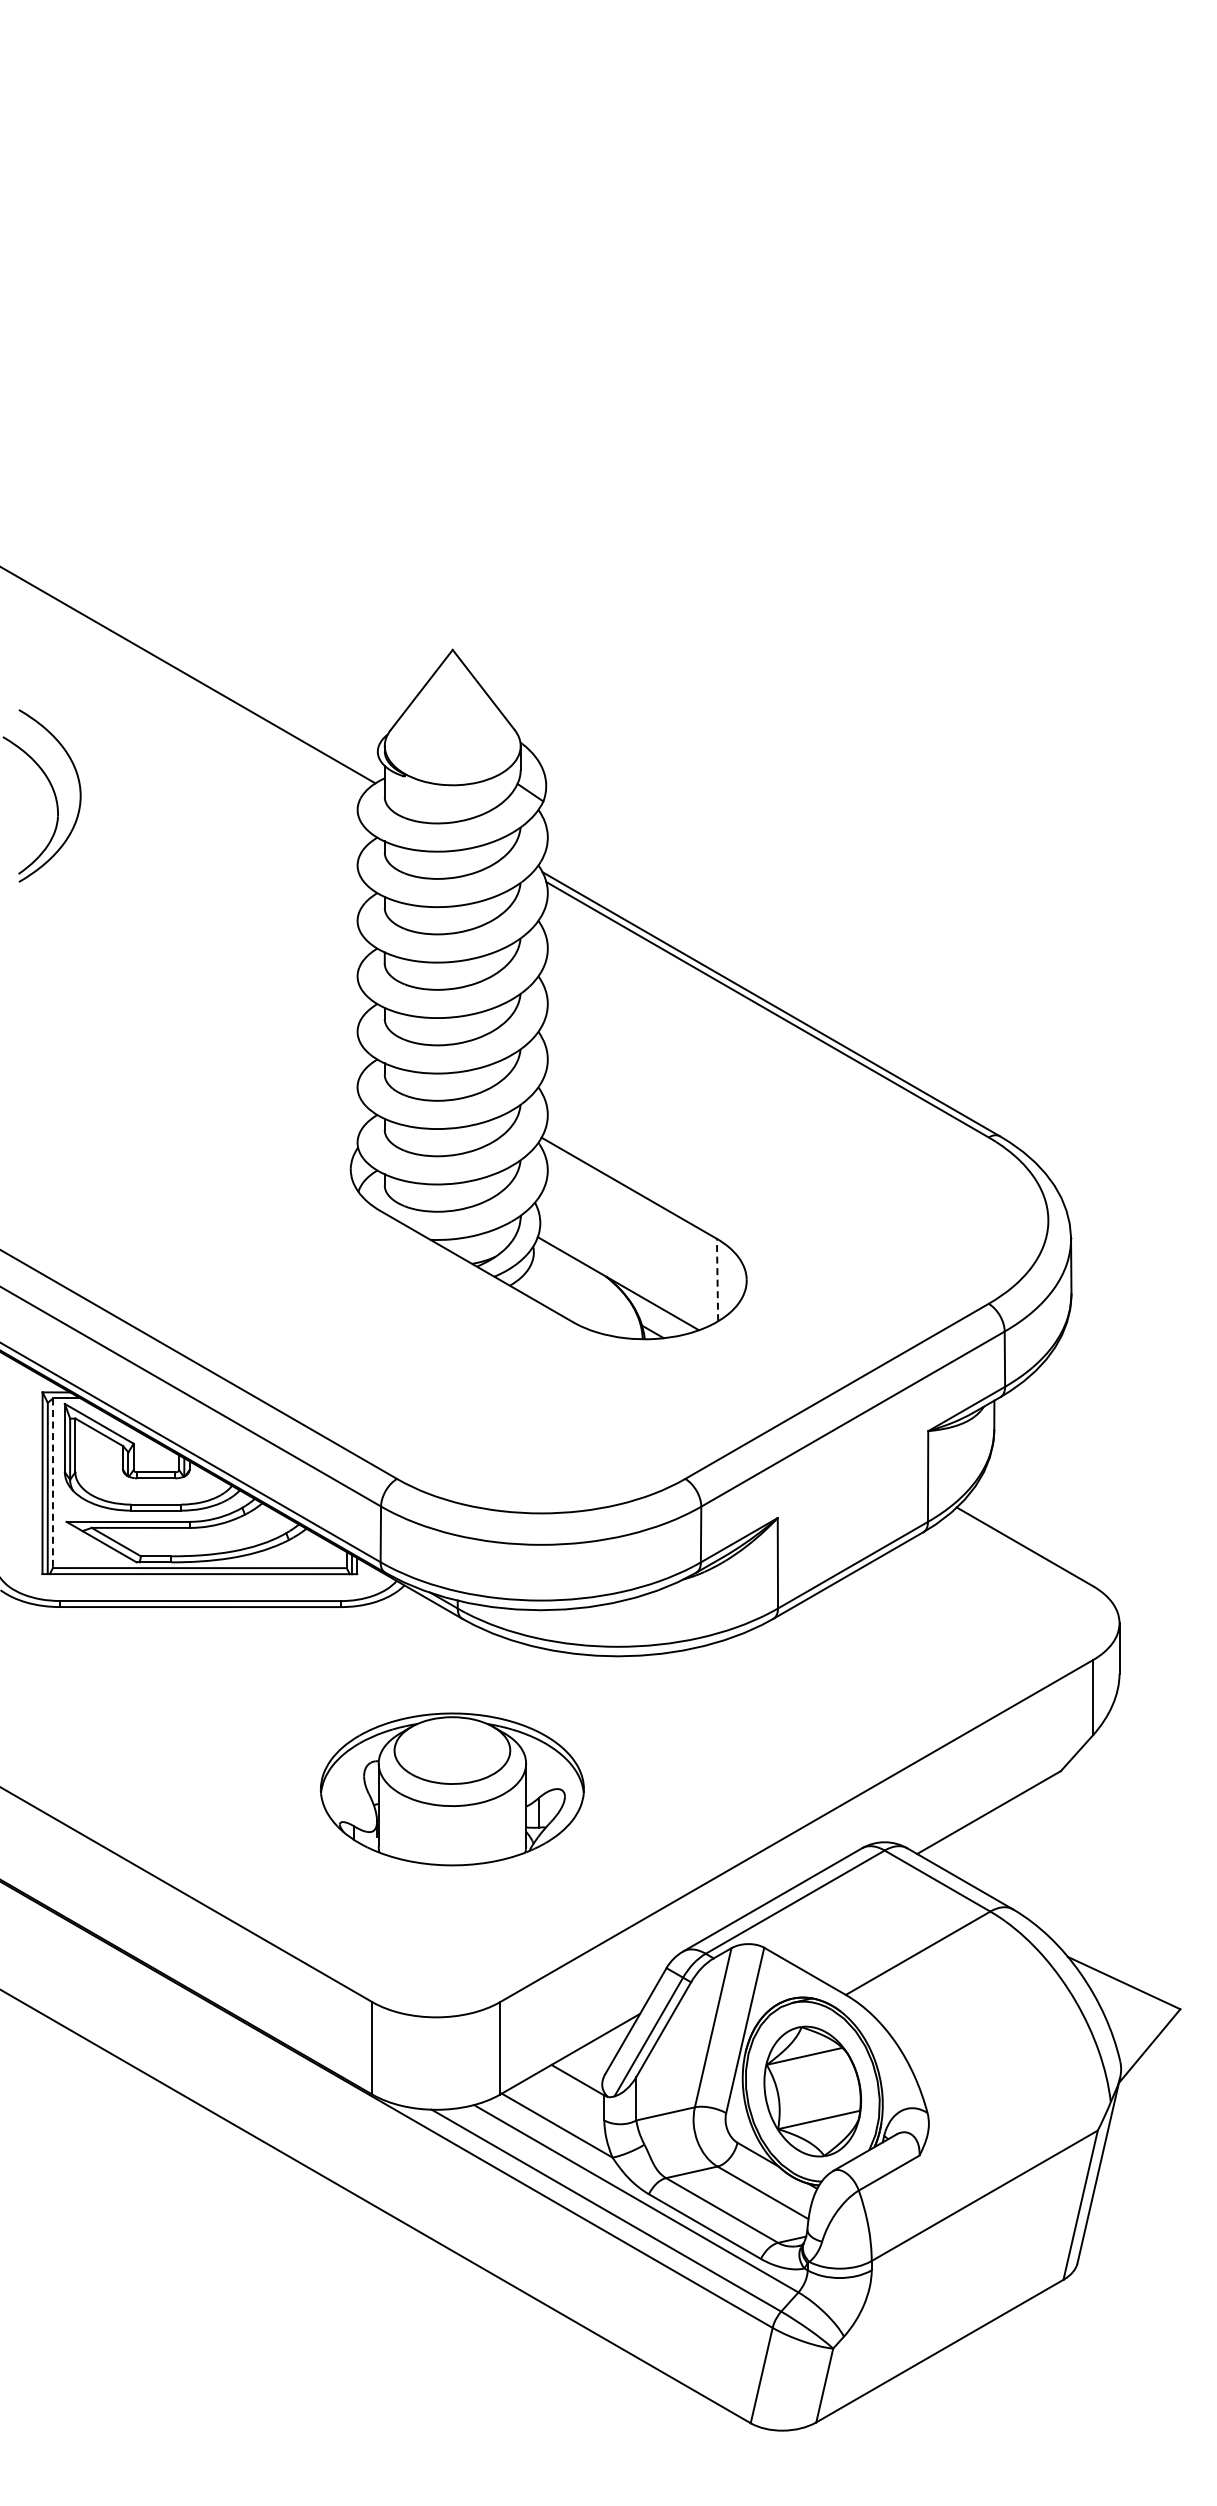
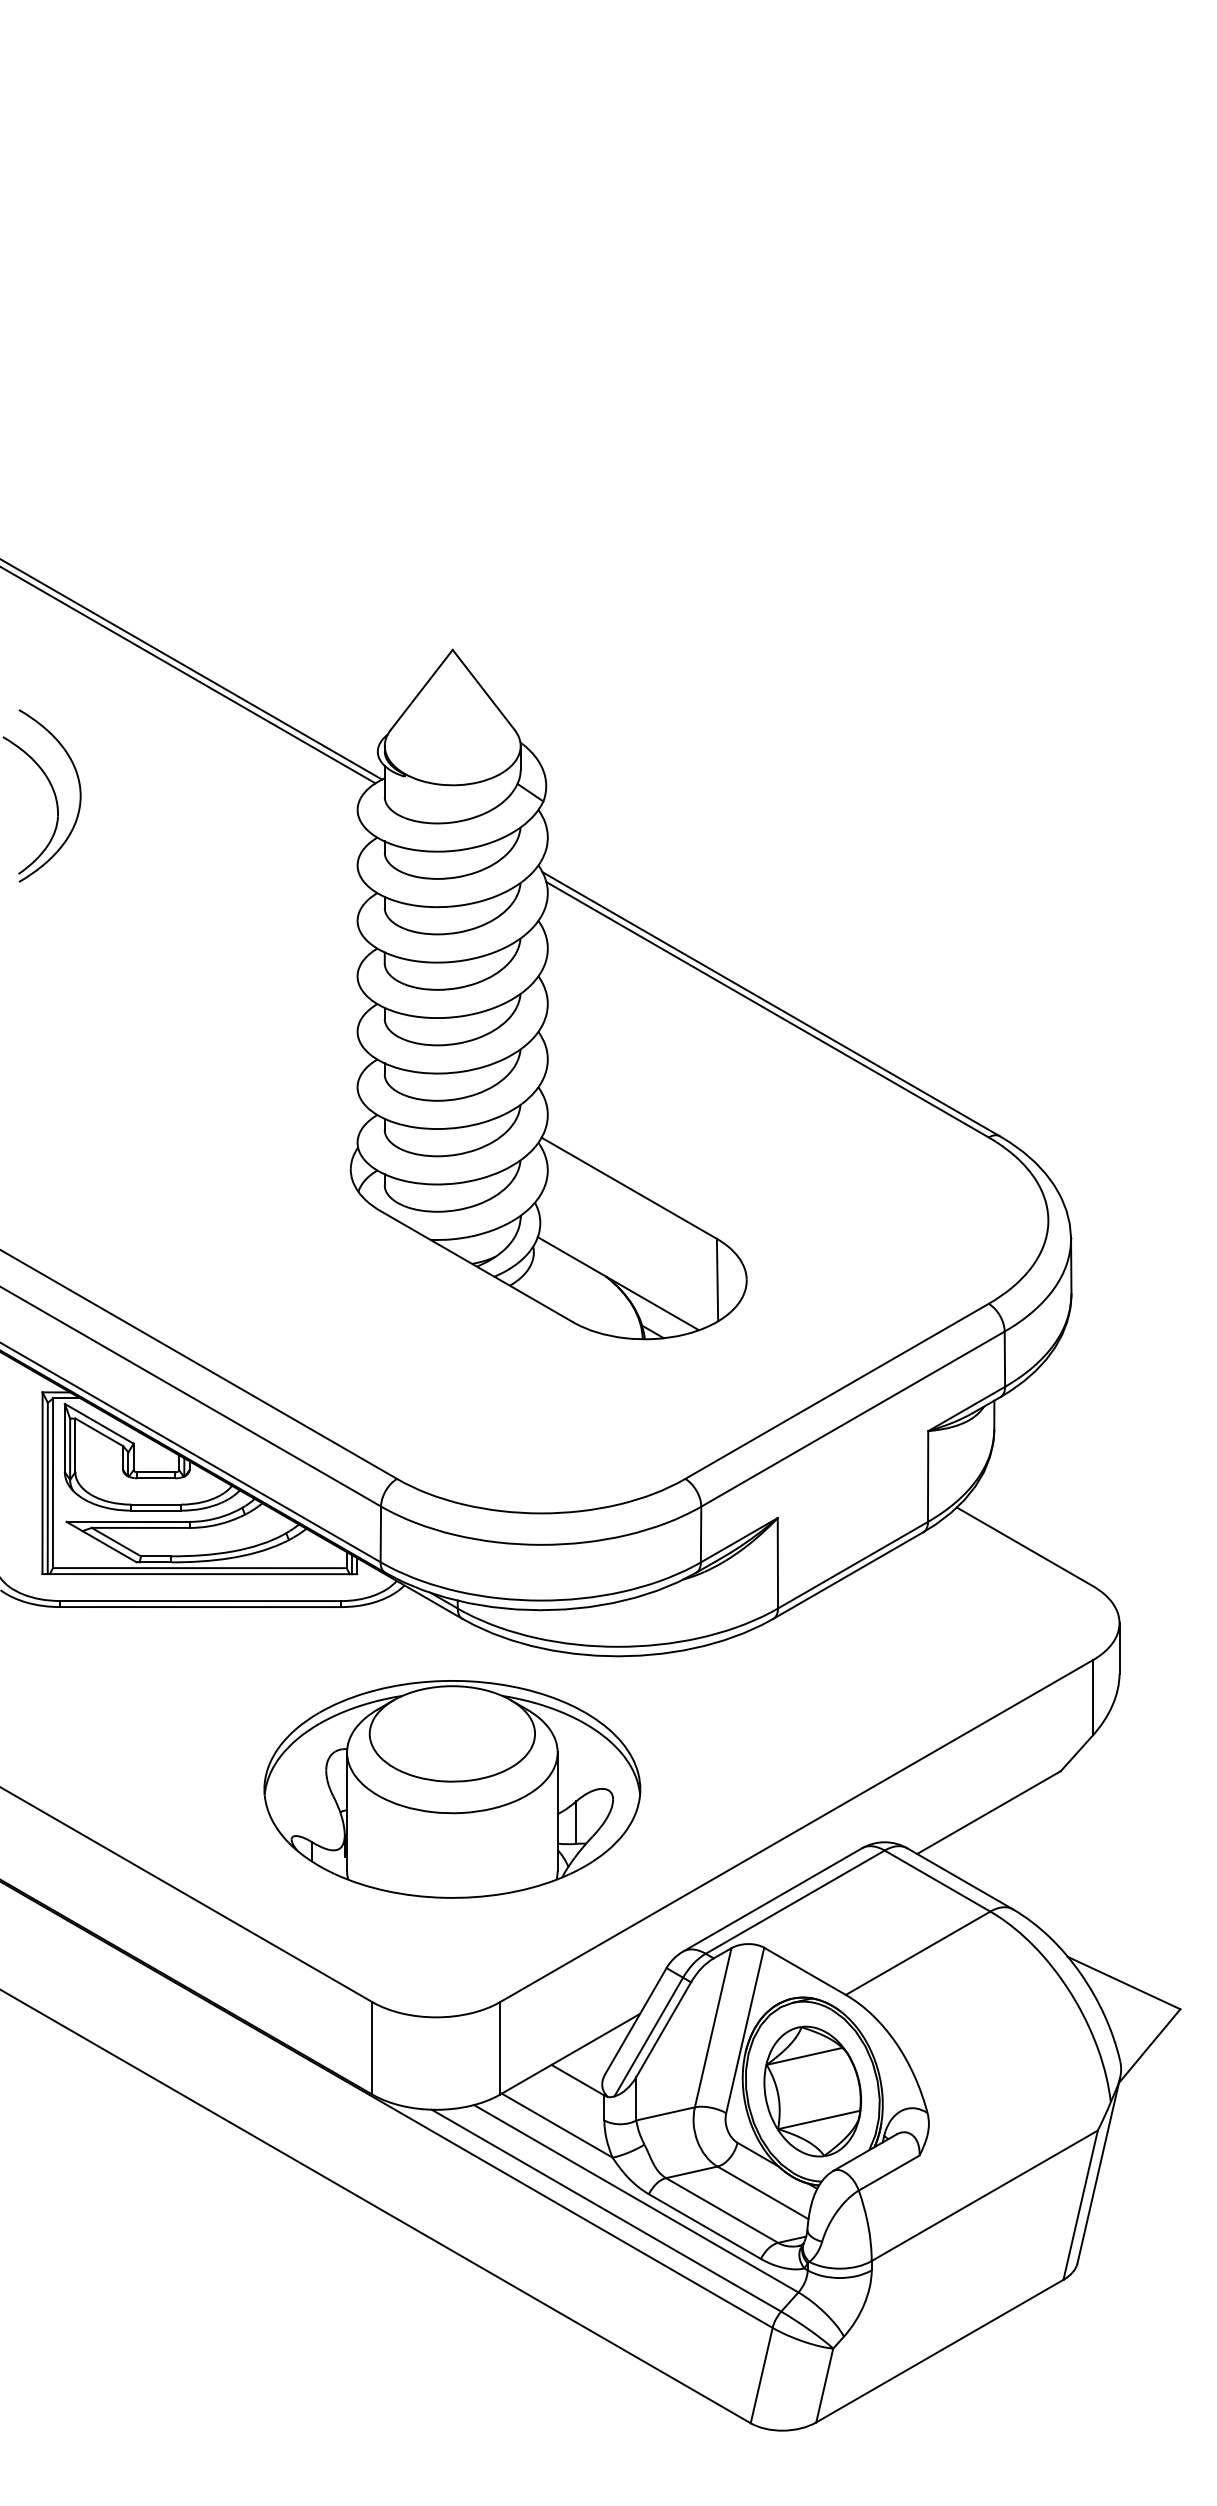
line: none -> present (192, 669)
line: dashed -> solid (717, 1279)
line: dashed -> solid (53, 1483)
part size: 265x155 px -> 379x219 px (452, 1789)
